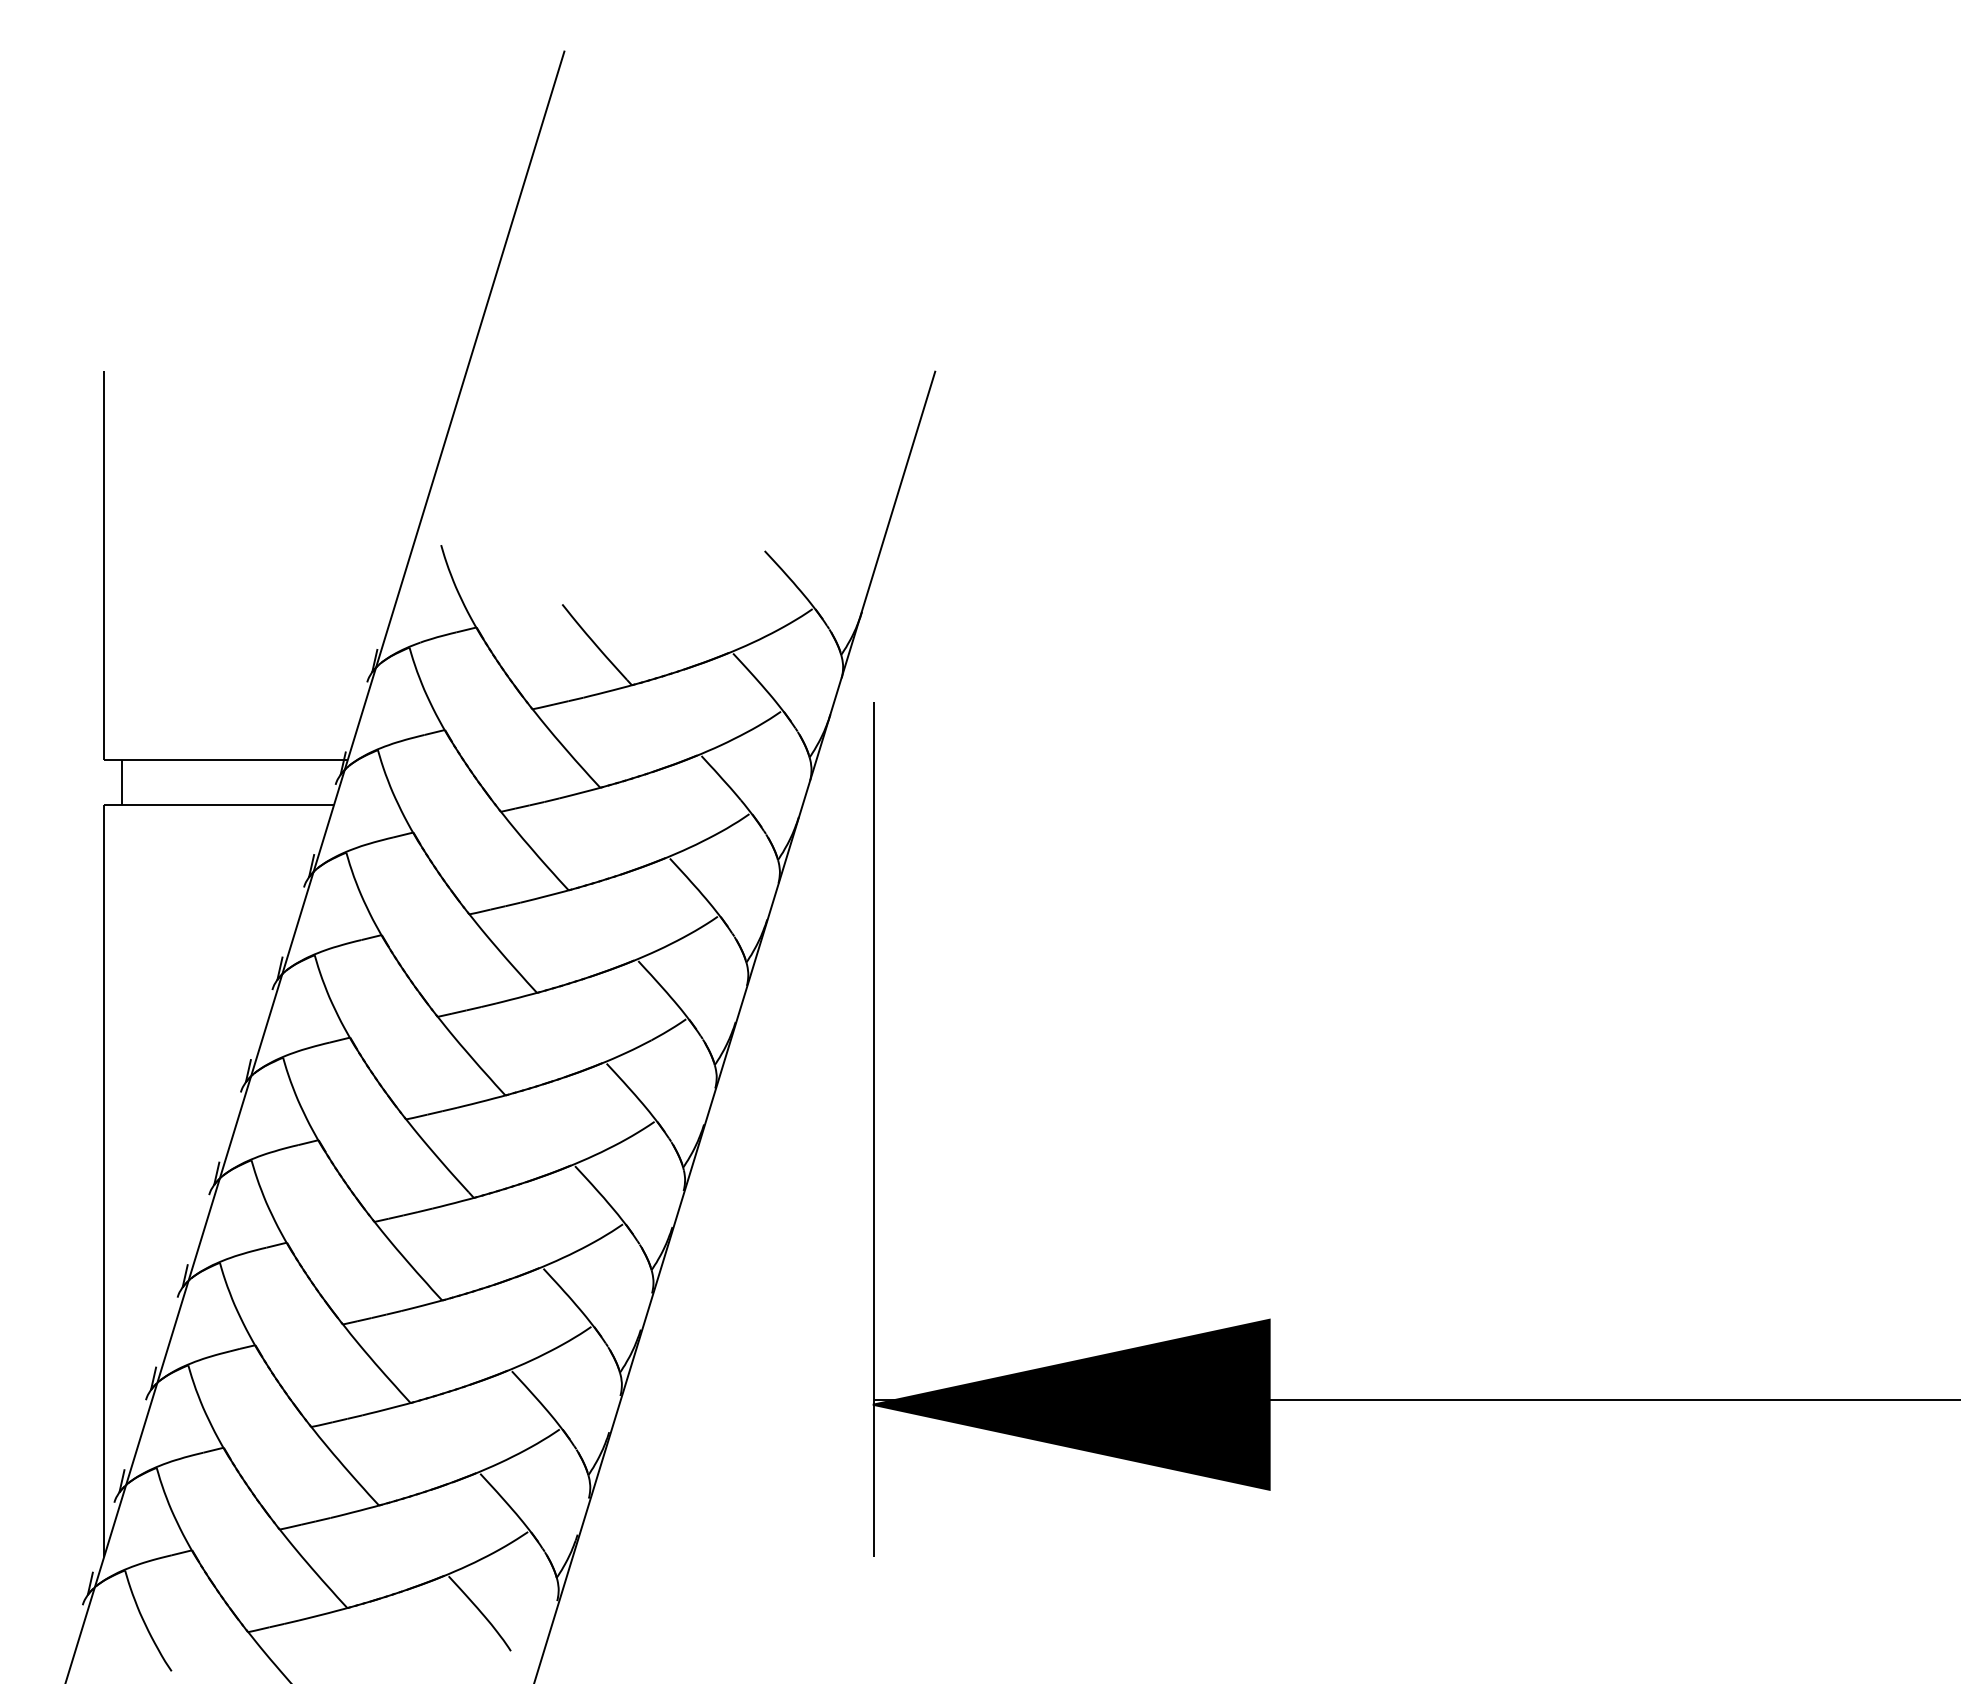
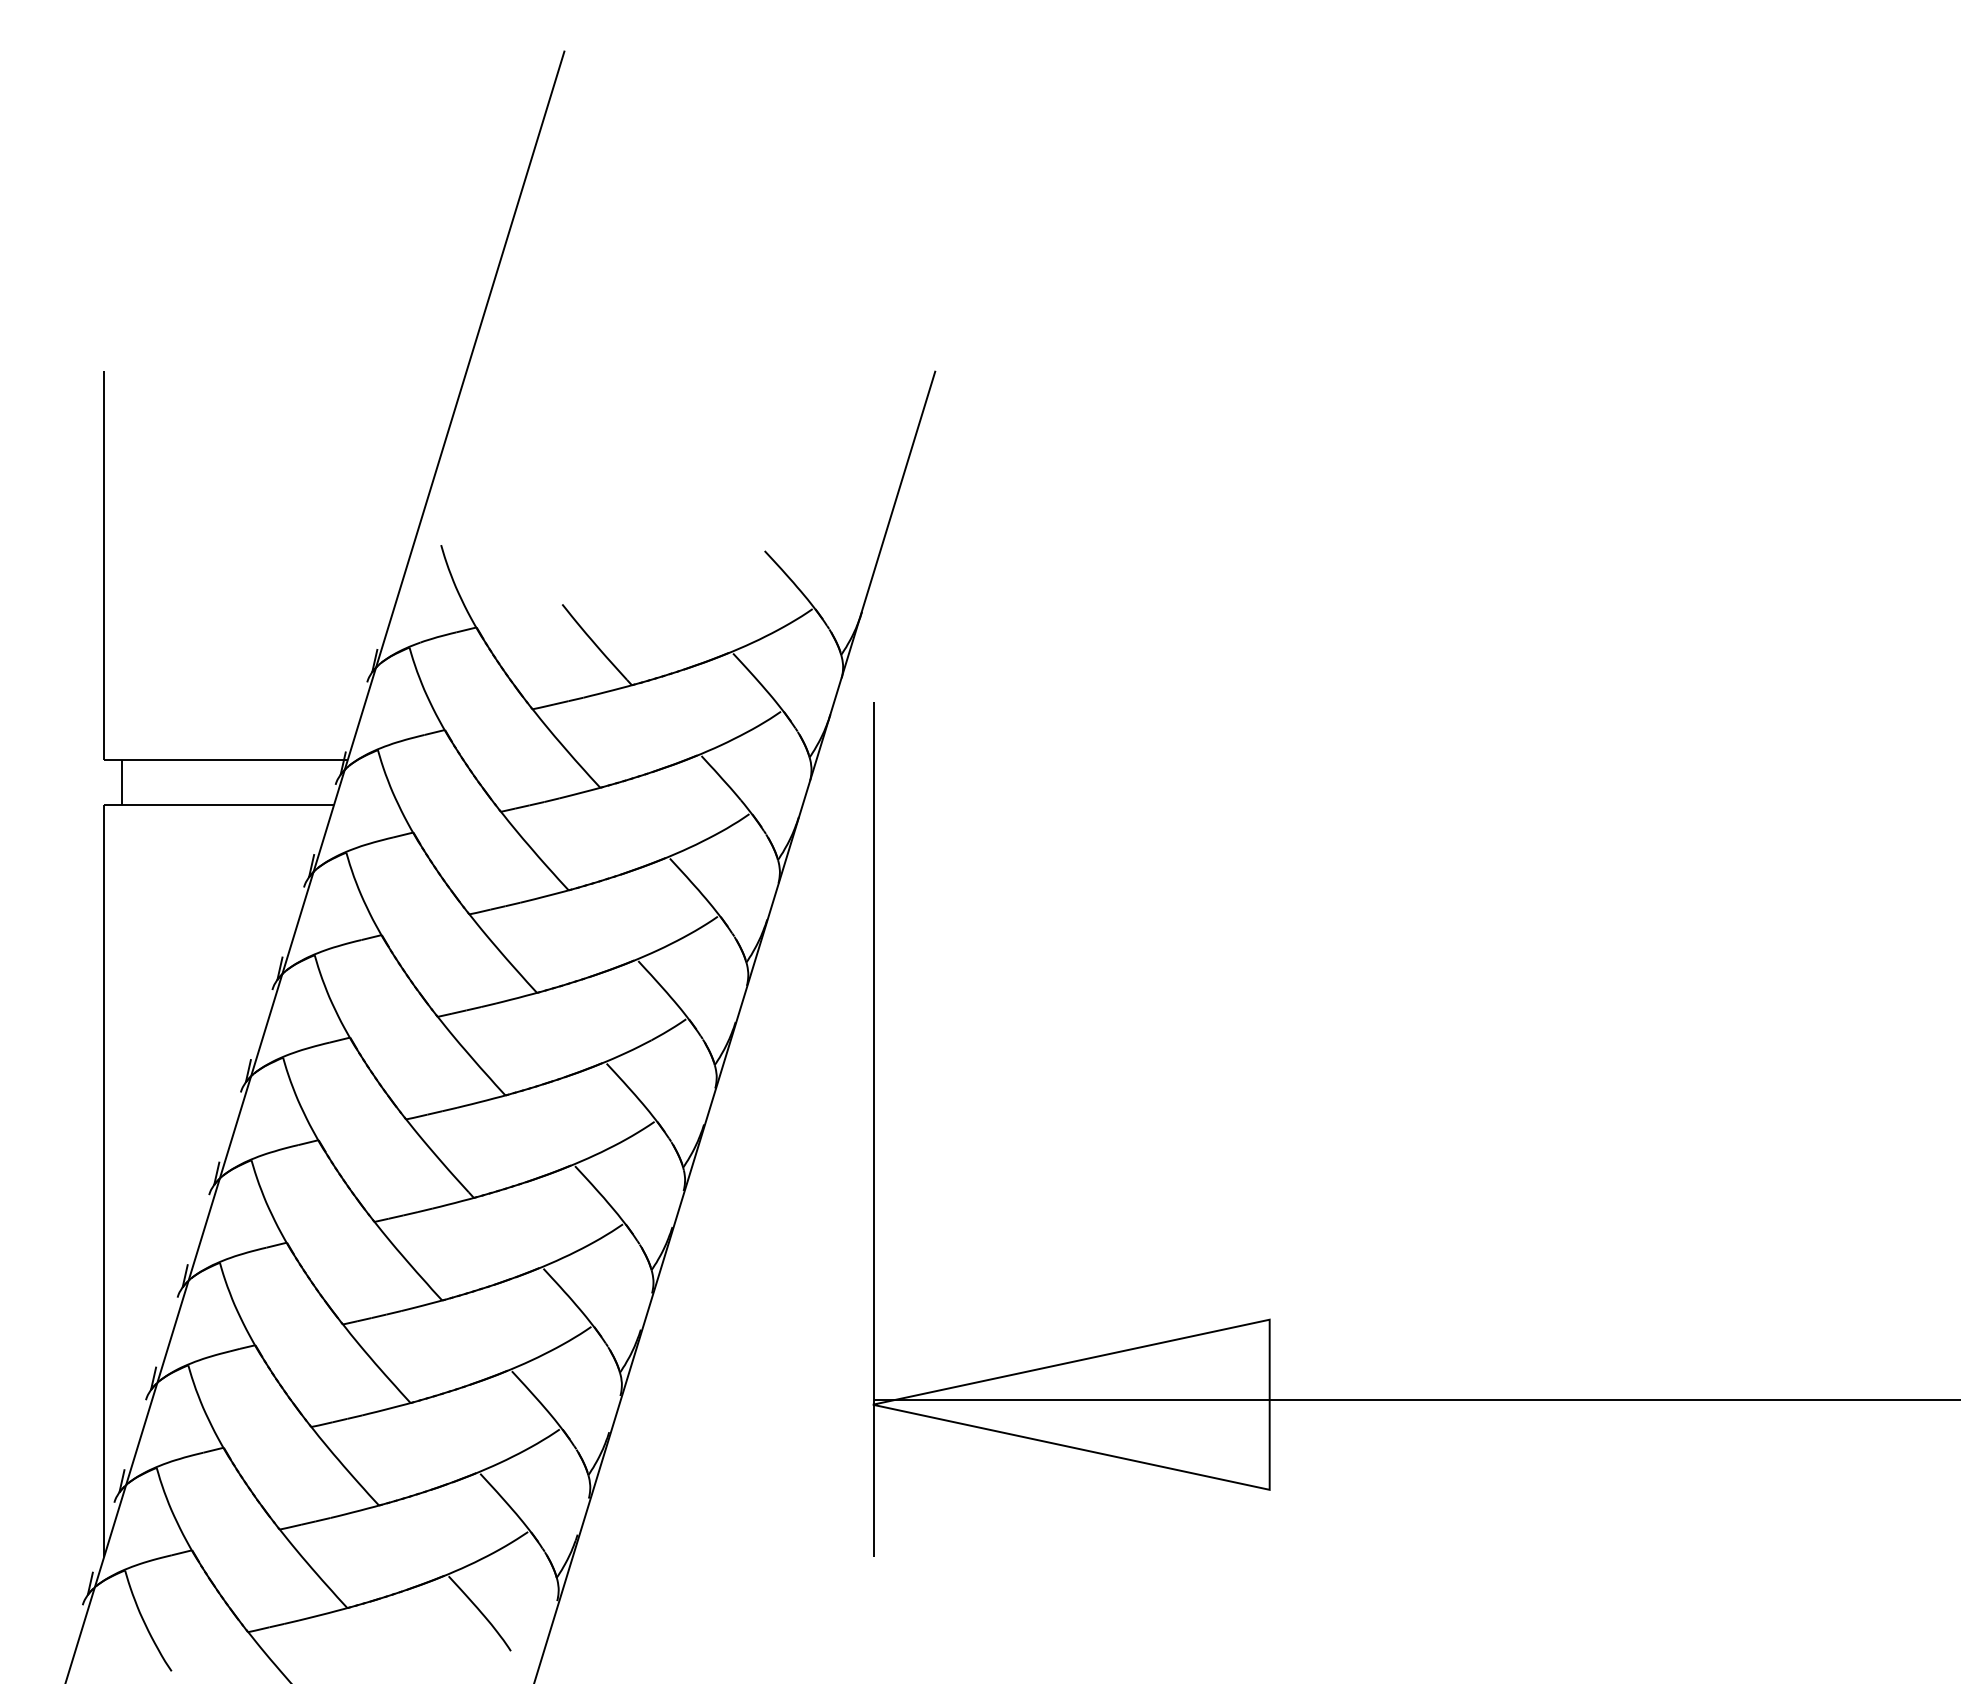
fill: present -> none (1070, 1404)
